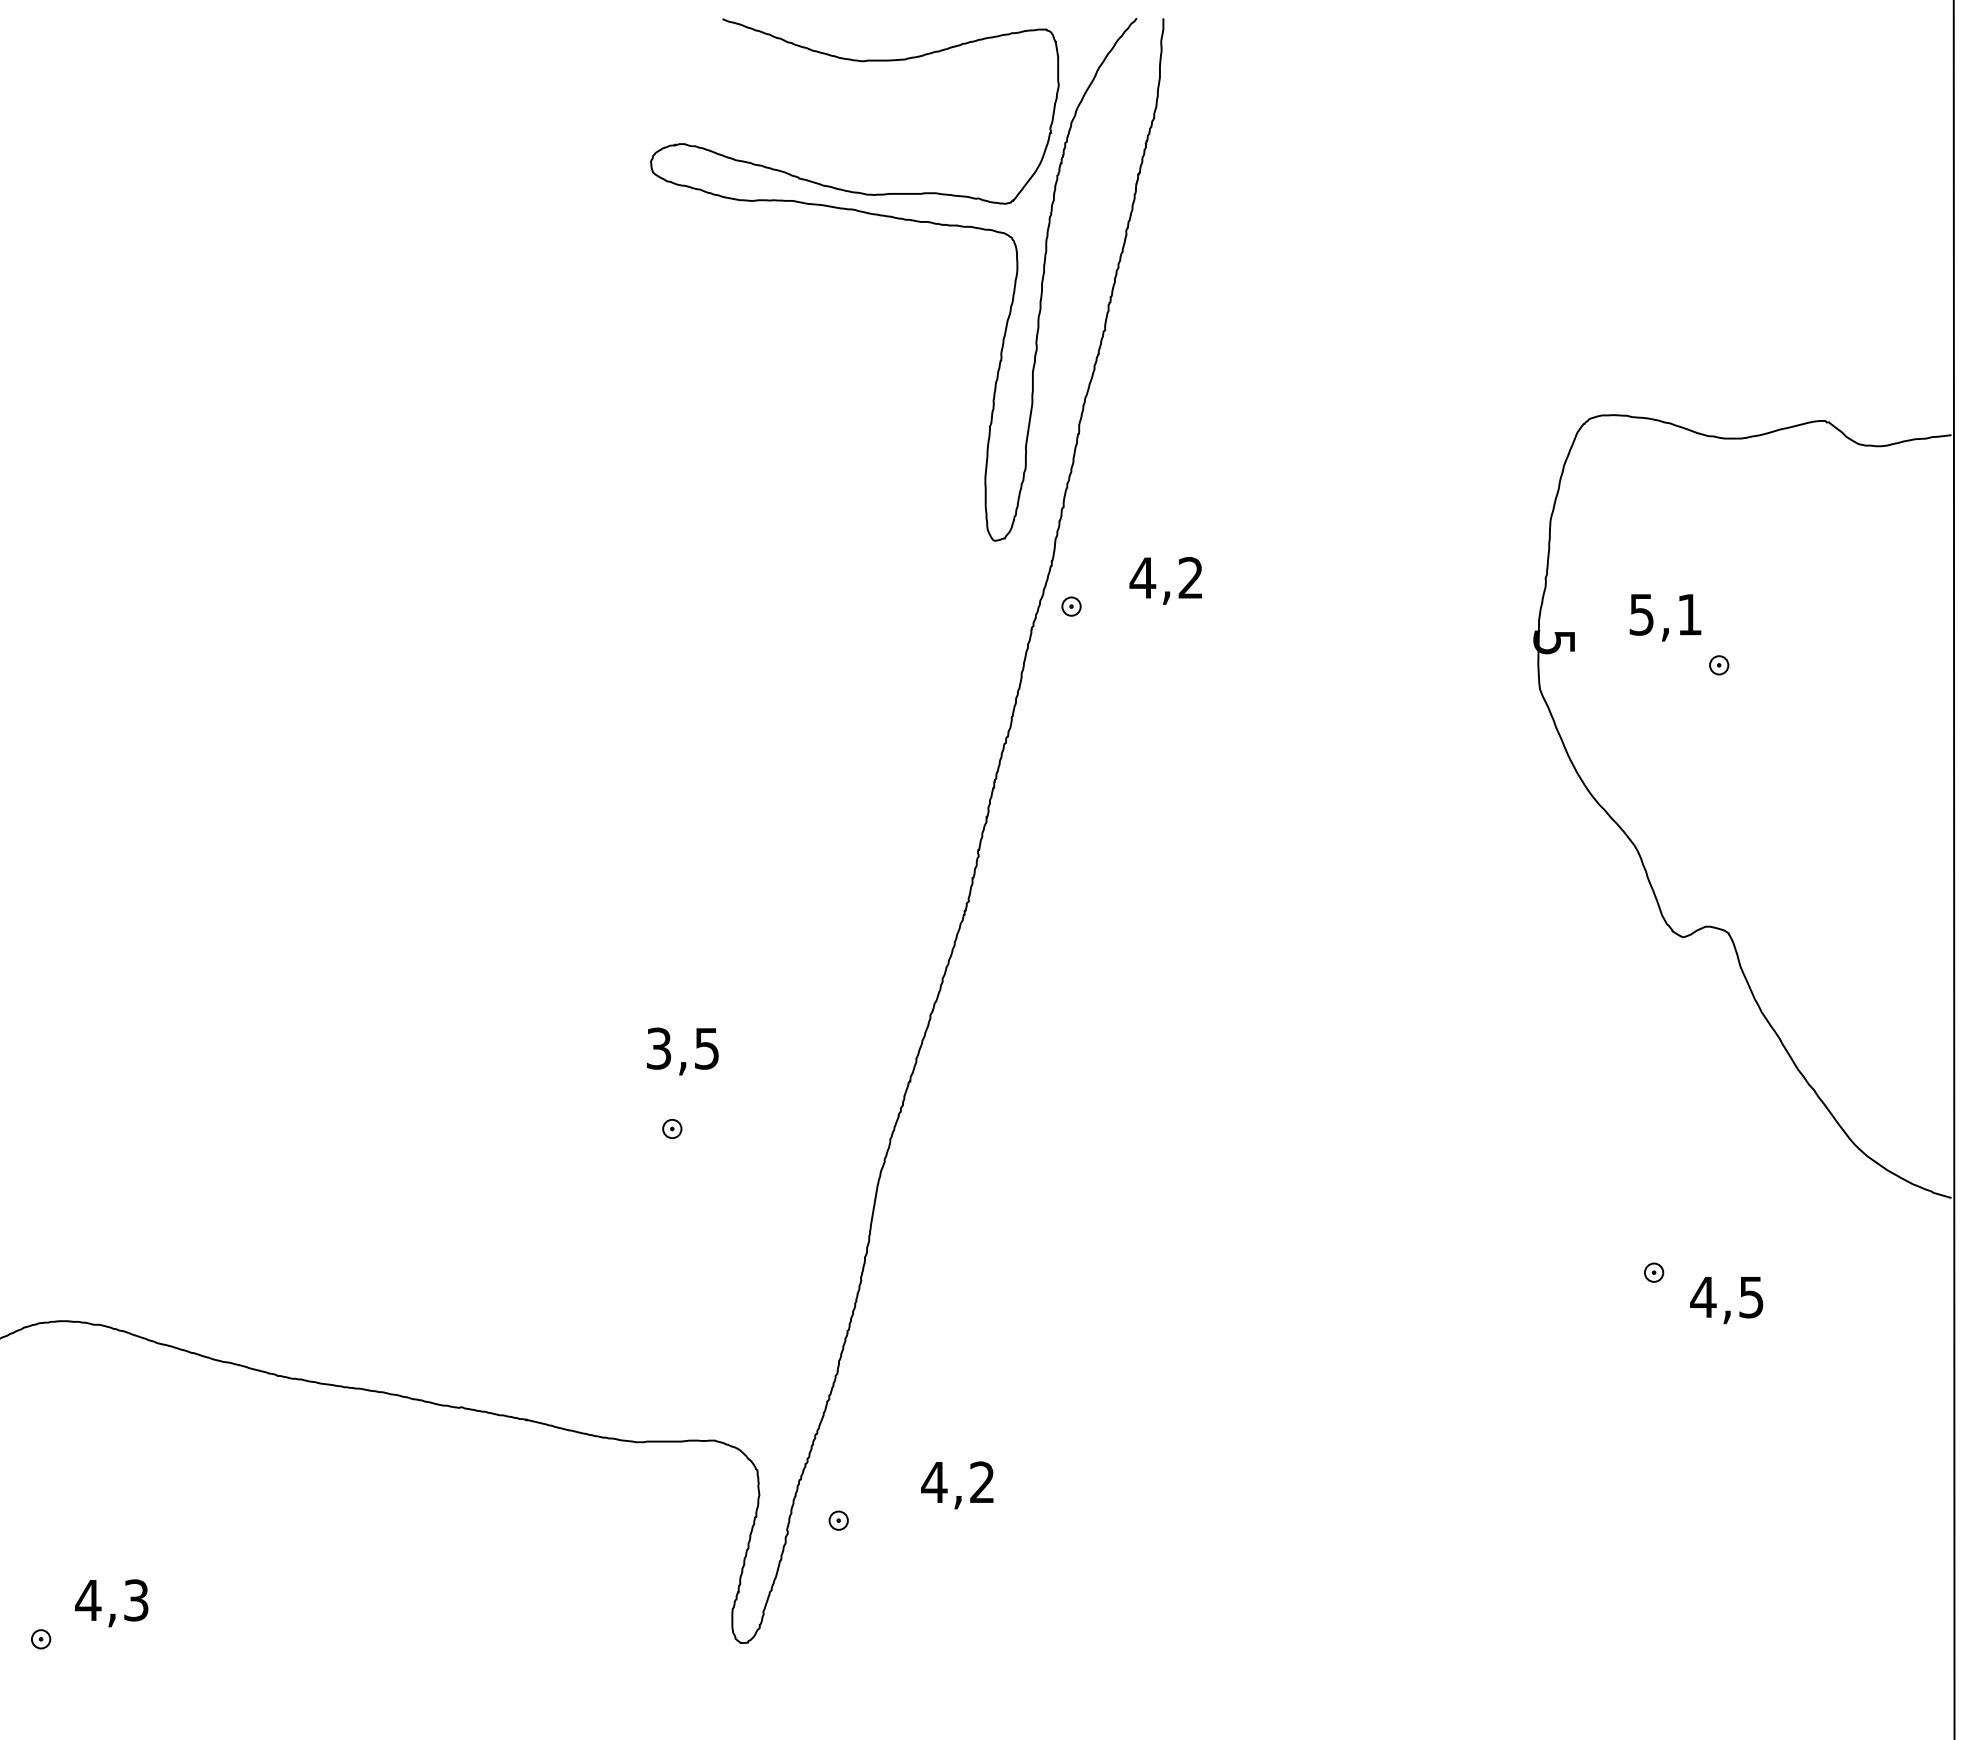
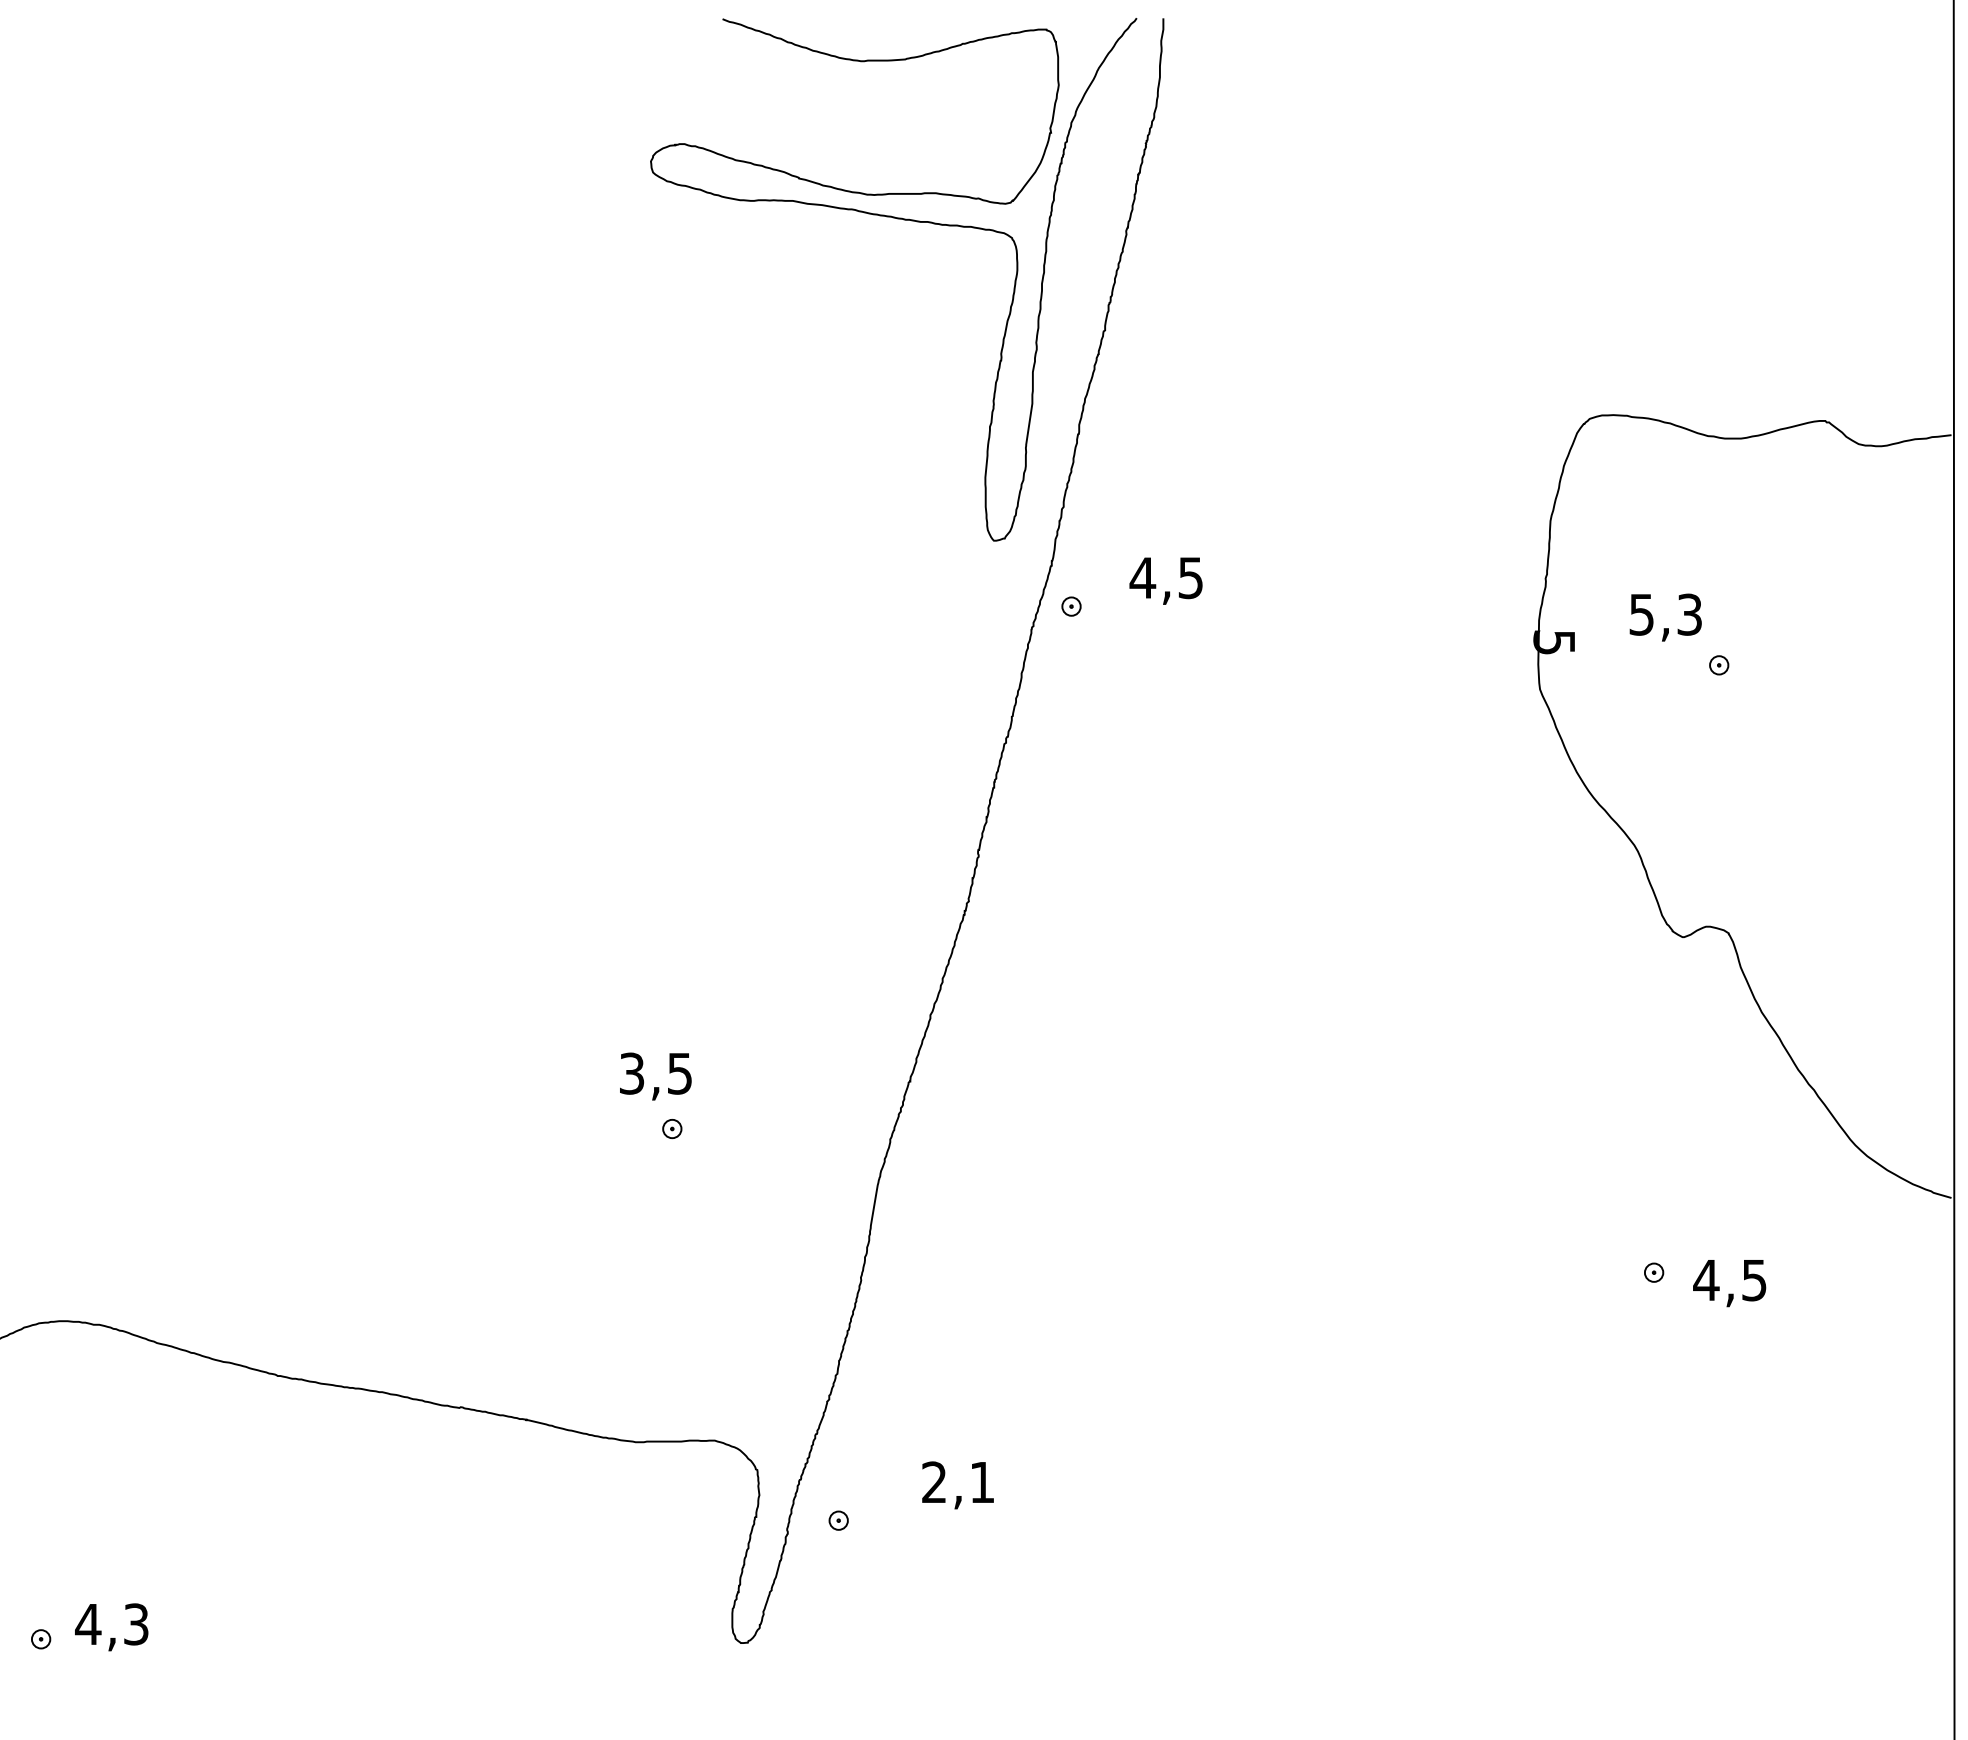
text: 4,2 -> 4,5 (1190, 578)
text: 5,1 -> 5,3 (1689, 614)
text position: (682, 1051) -> (655, 1076) (655, 1076)
text position: (1726, 1300) -> (1729, 1283) (1729, 1283)
text: 4,2 -> 2,1 (957, 1481)
text position: (111, 1603) -> (111, 1627) (111, 1627)
